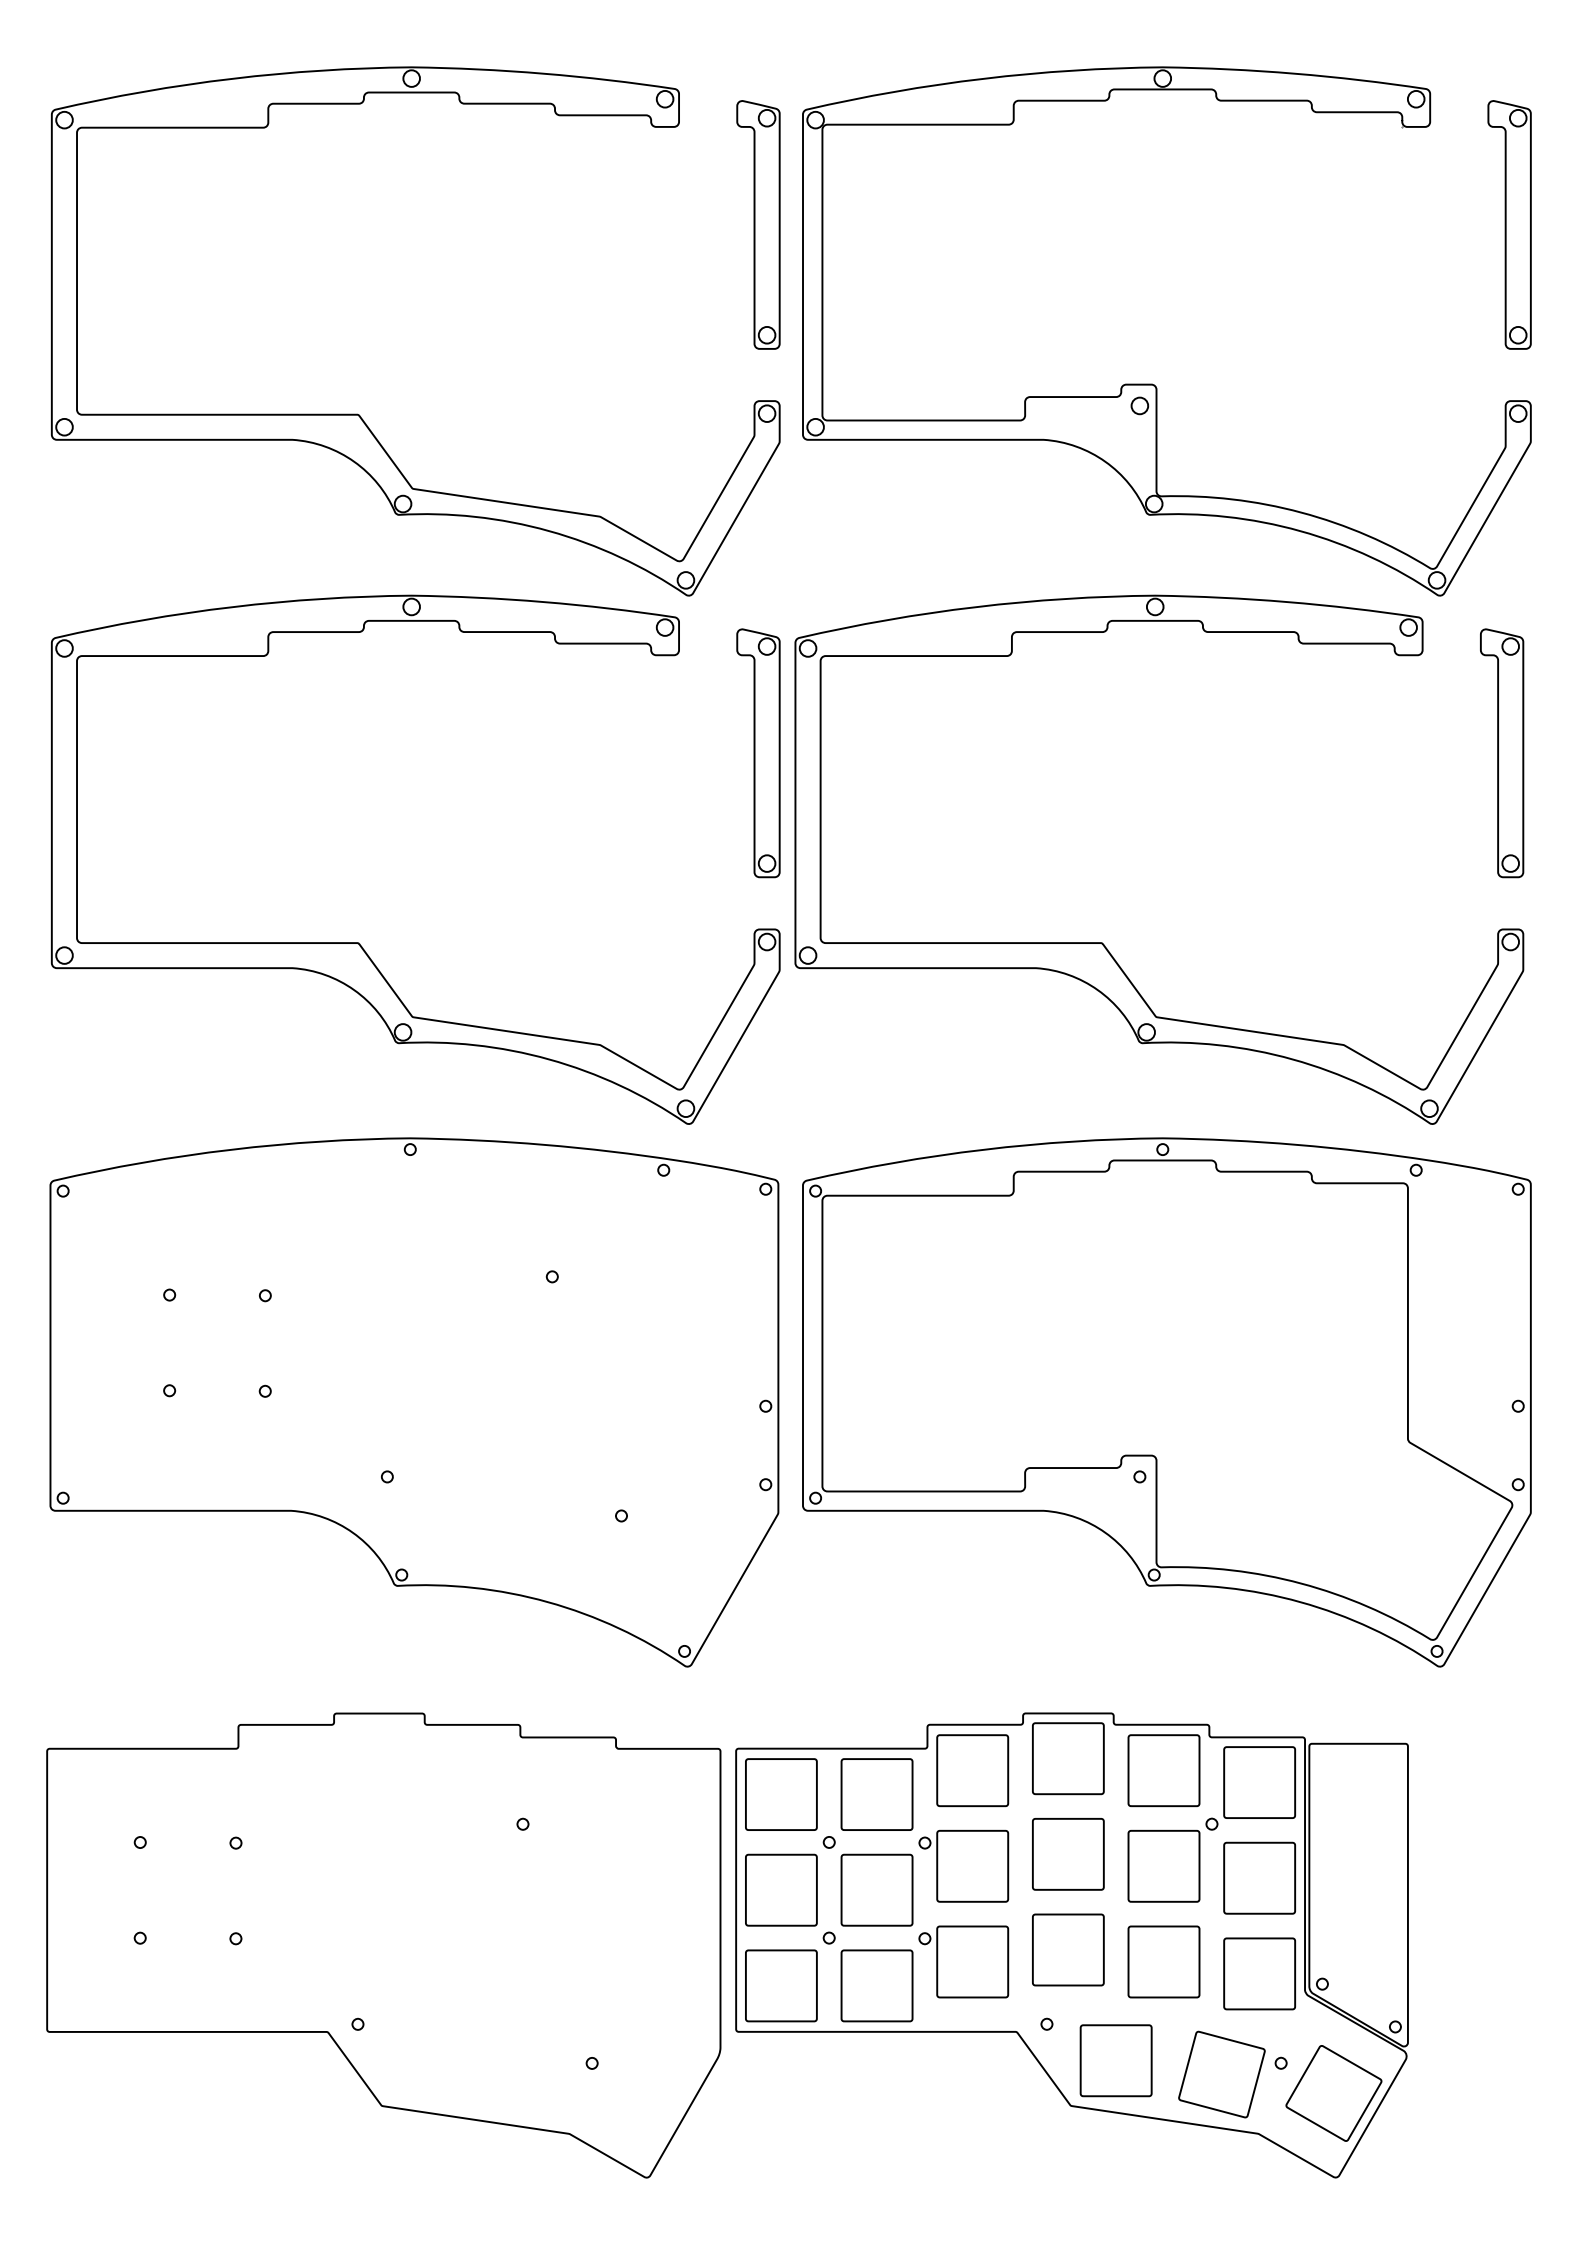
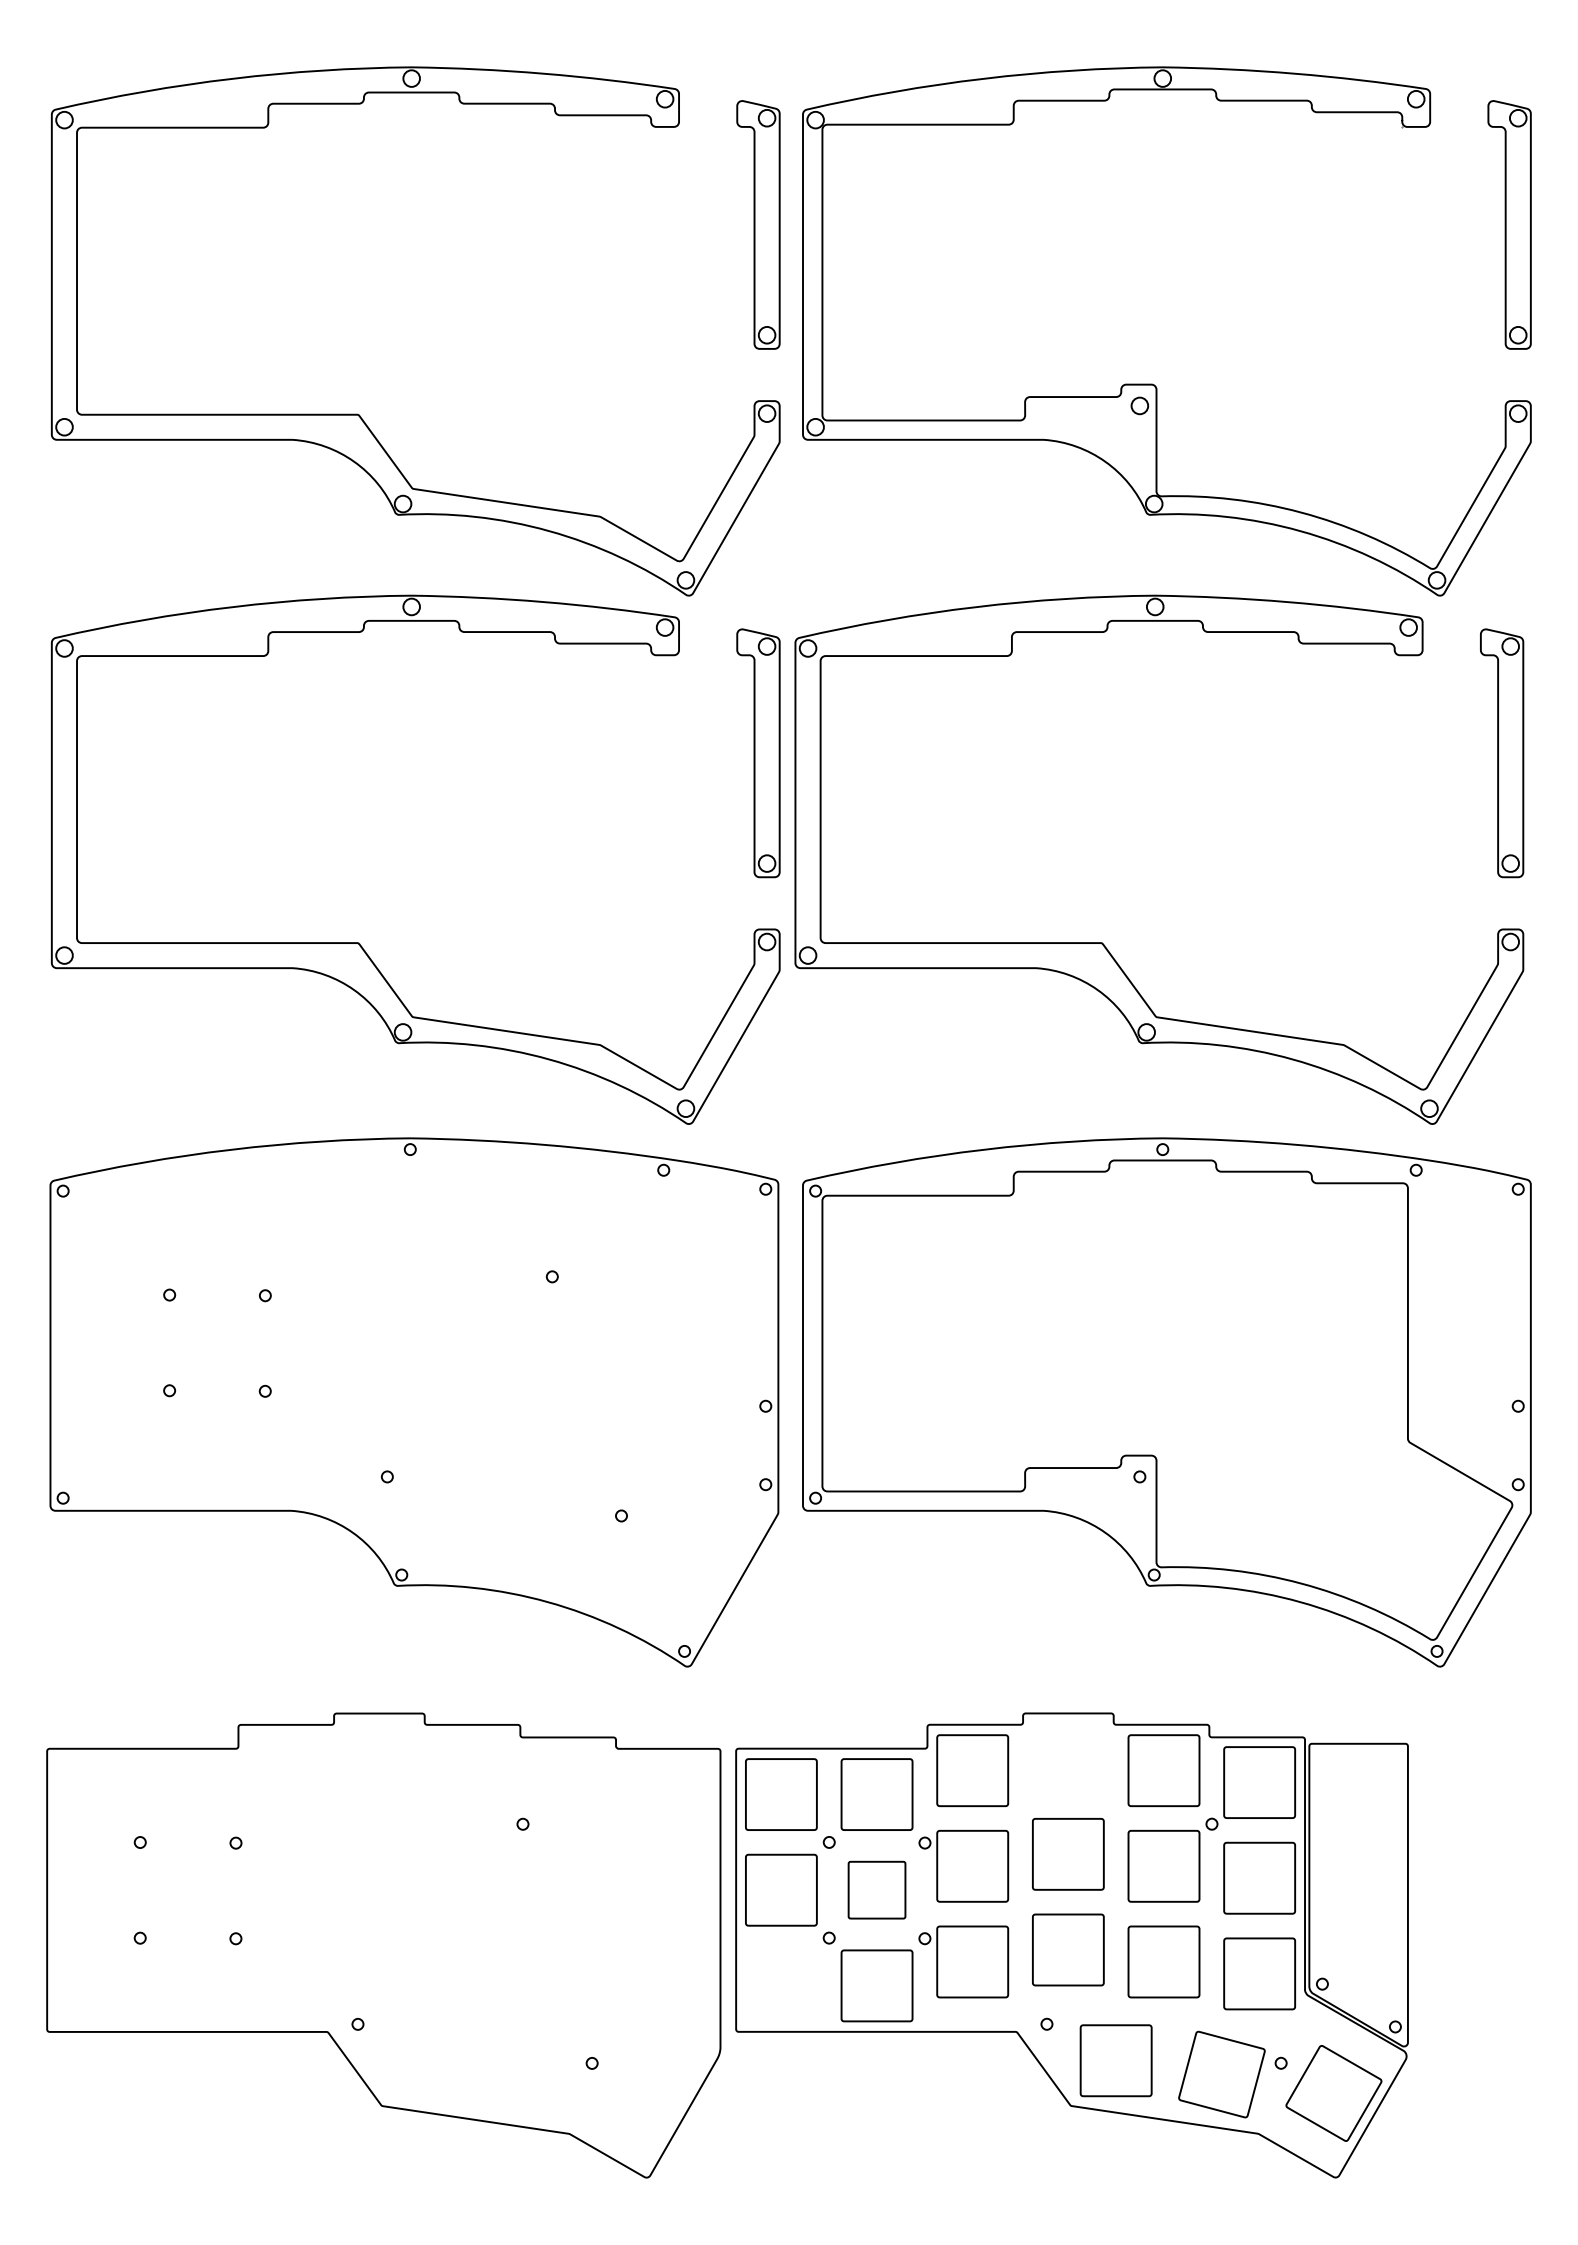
part: present -> none (1068, 1758)
part size: 74x74 px -> 60x60 px (876, 1889)
part: present -> none (781, 1985)
